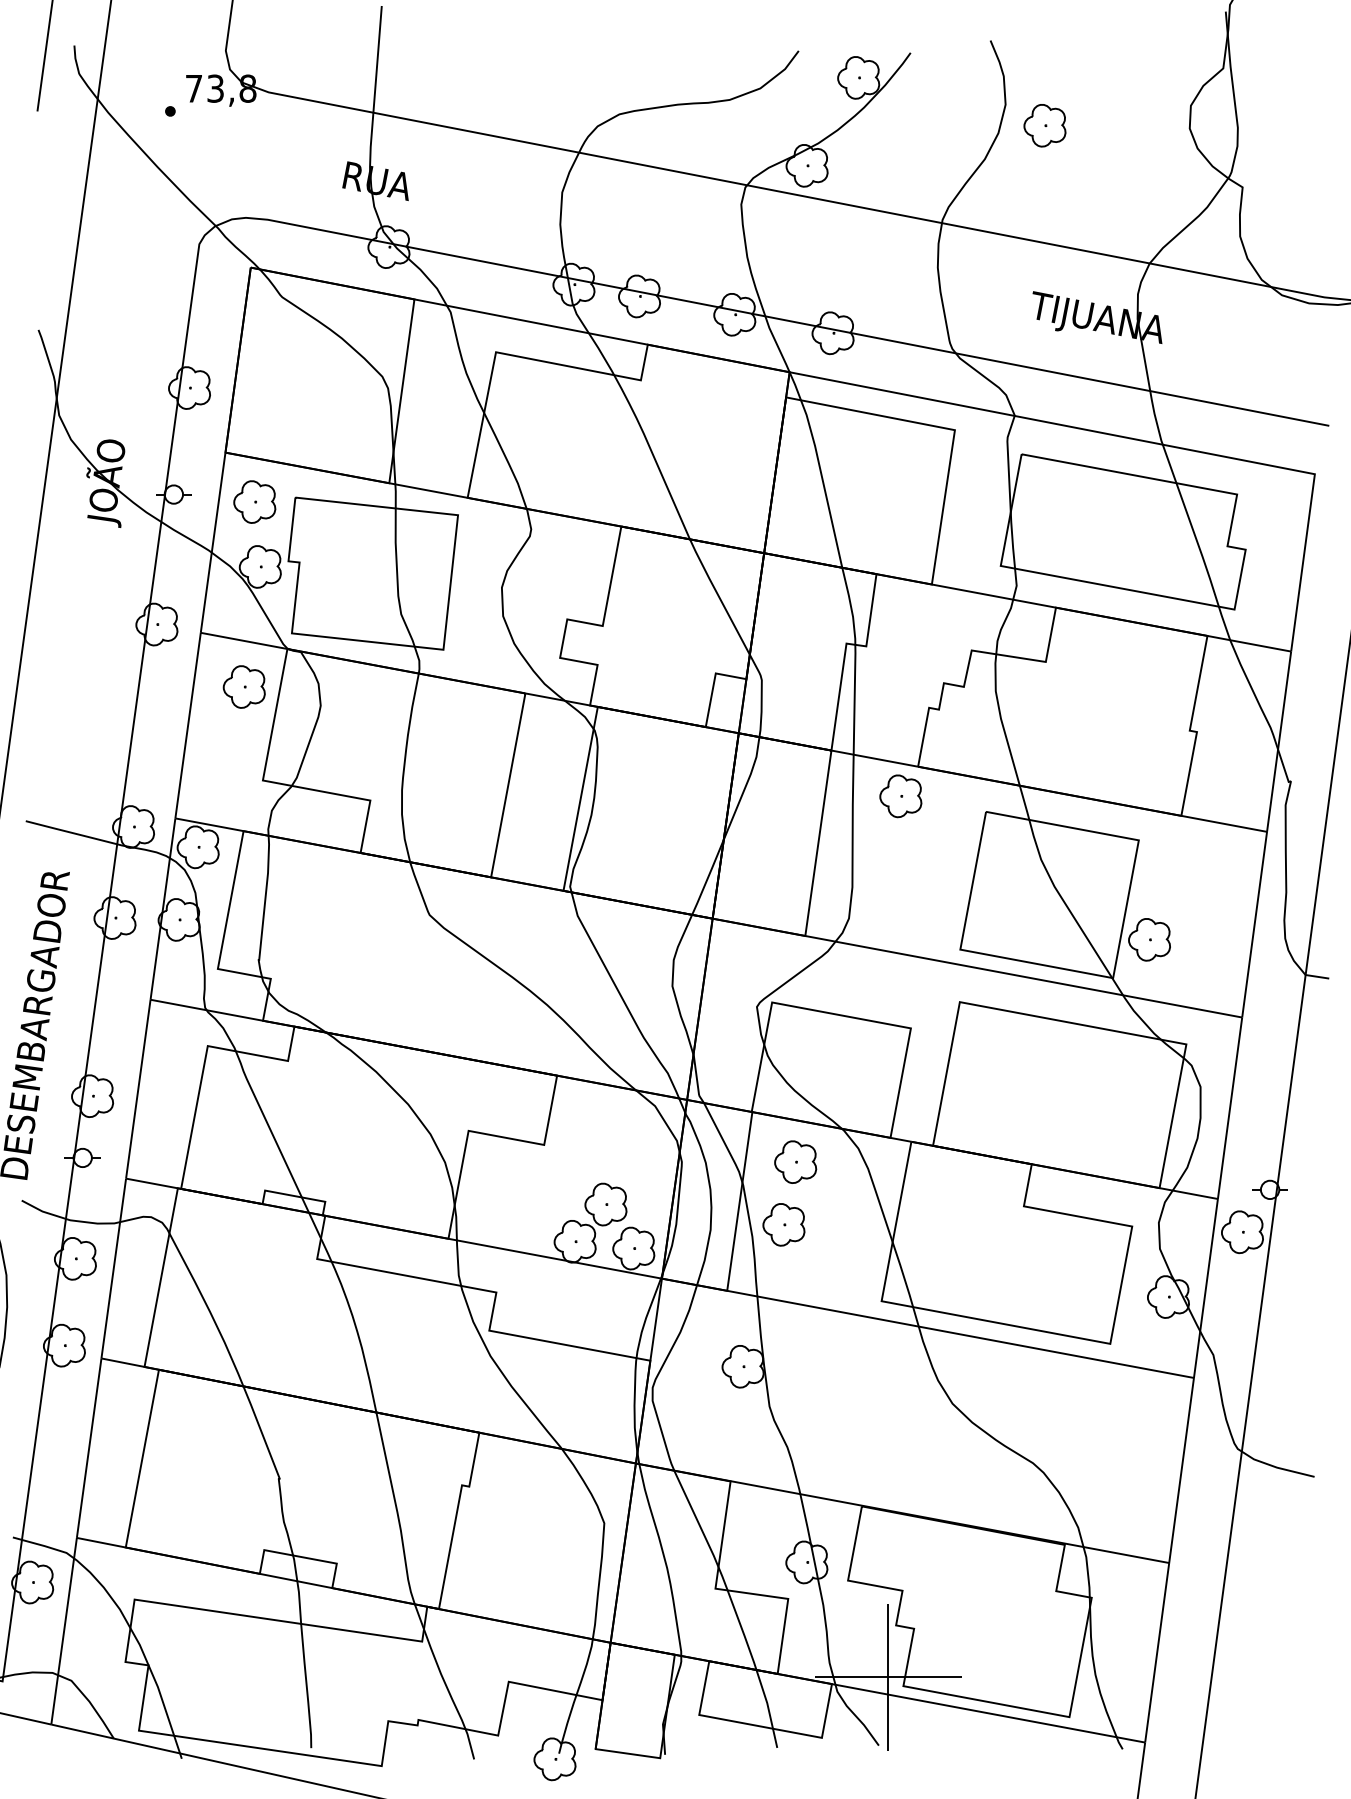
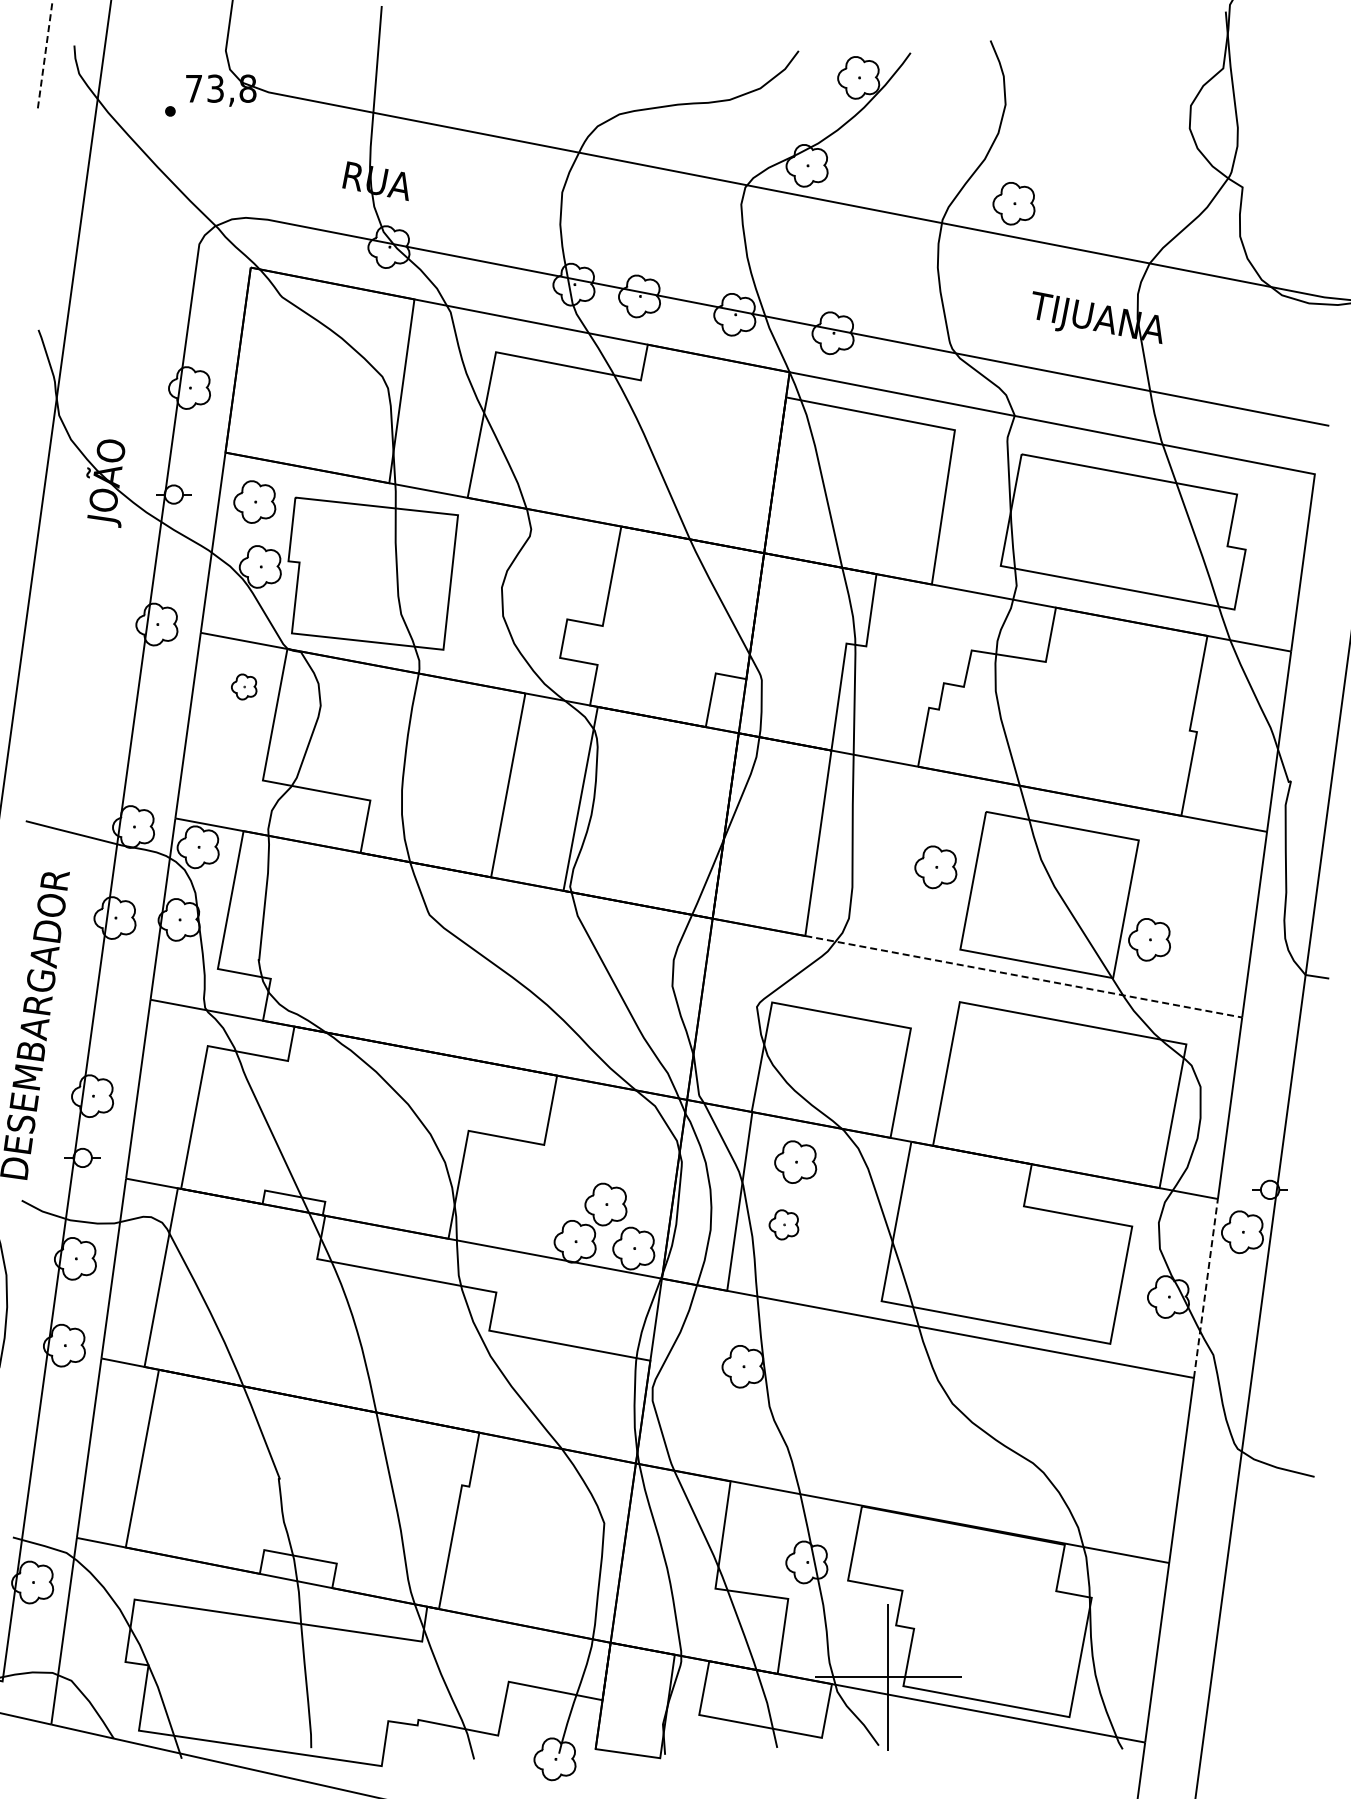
line: solid -> dashed (45, 56)
part position: (1044, 125) -> (1013, 203) (1013, 203)
part size: 44x44 px -> 27x28 px (244, 686)
part position: (900, 796) -> (935, 867) (935, 867)
line: solid -> dashed (1024, 976)
part size: 44x44 px -> 32x32 px (783, 1224)
line: solid -> dashed (1206, 1287)
